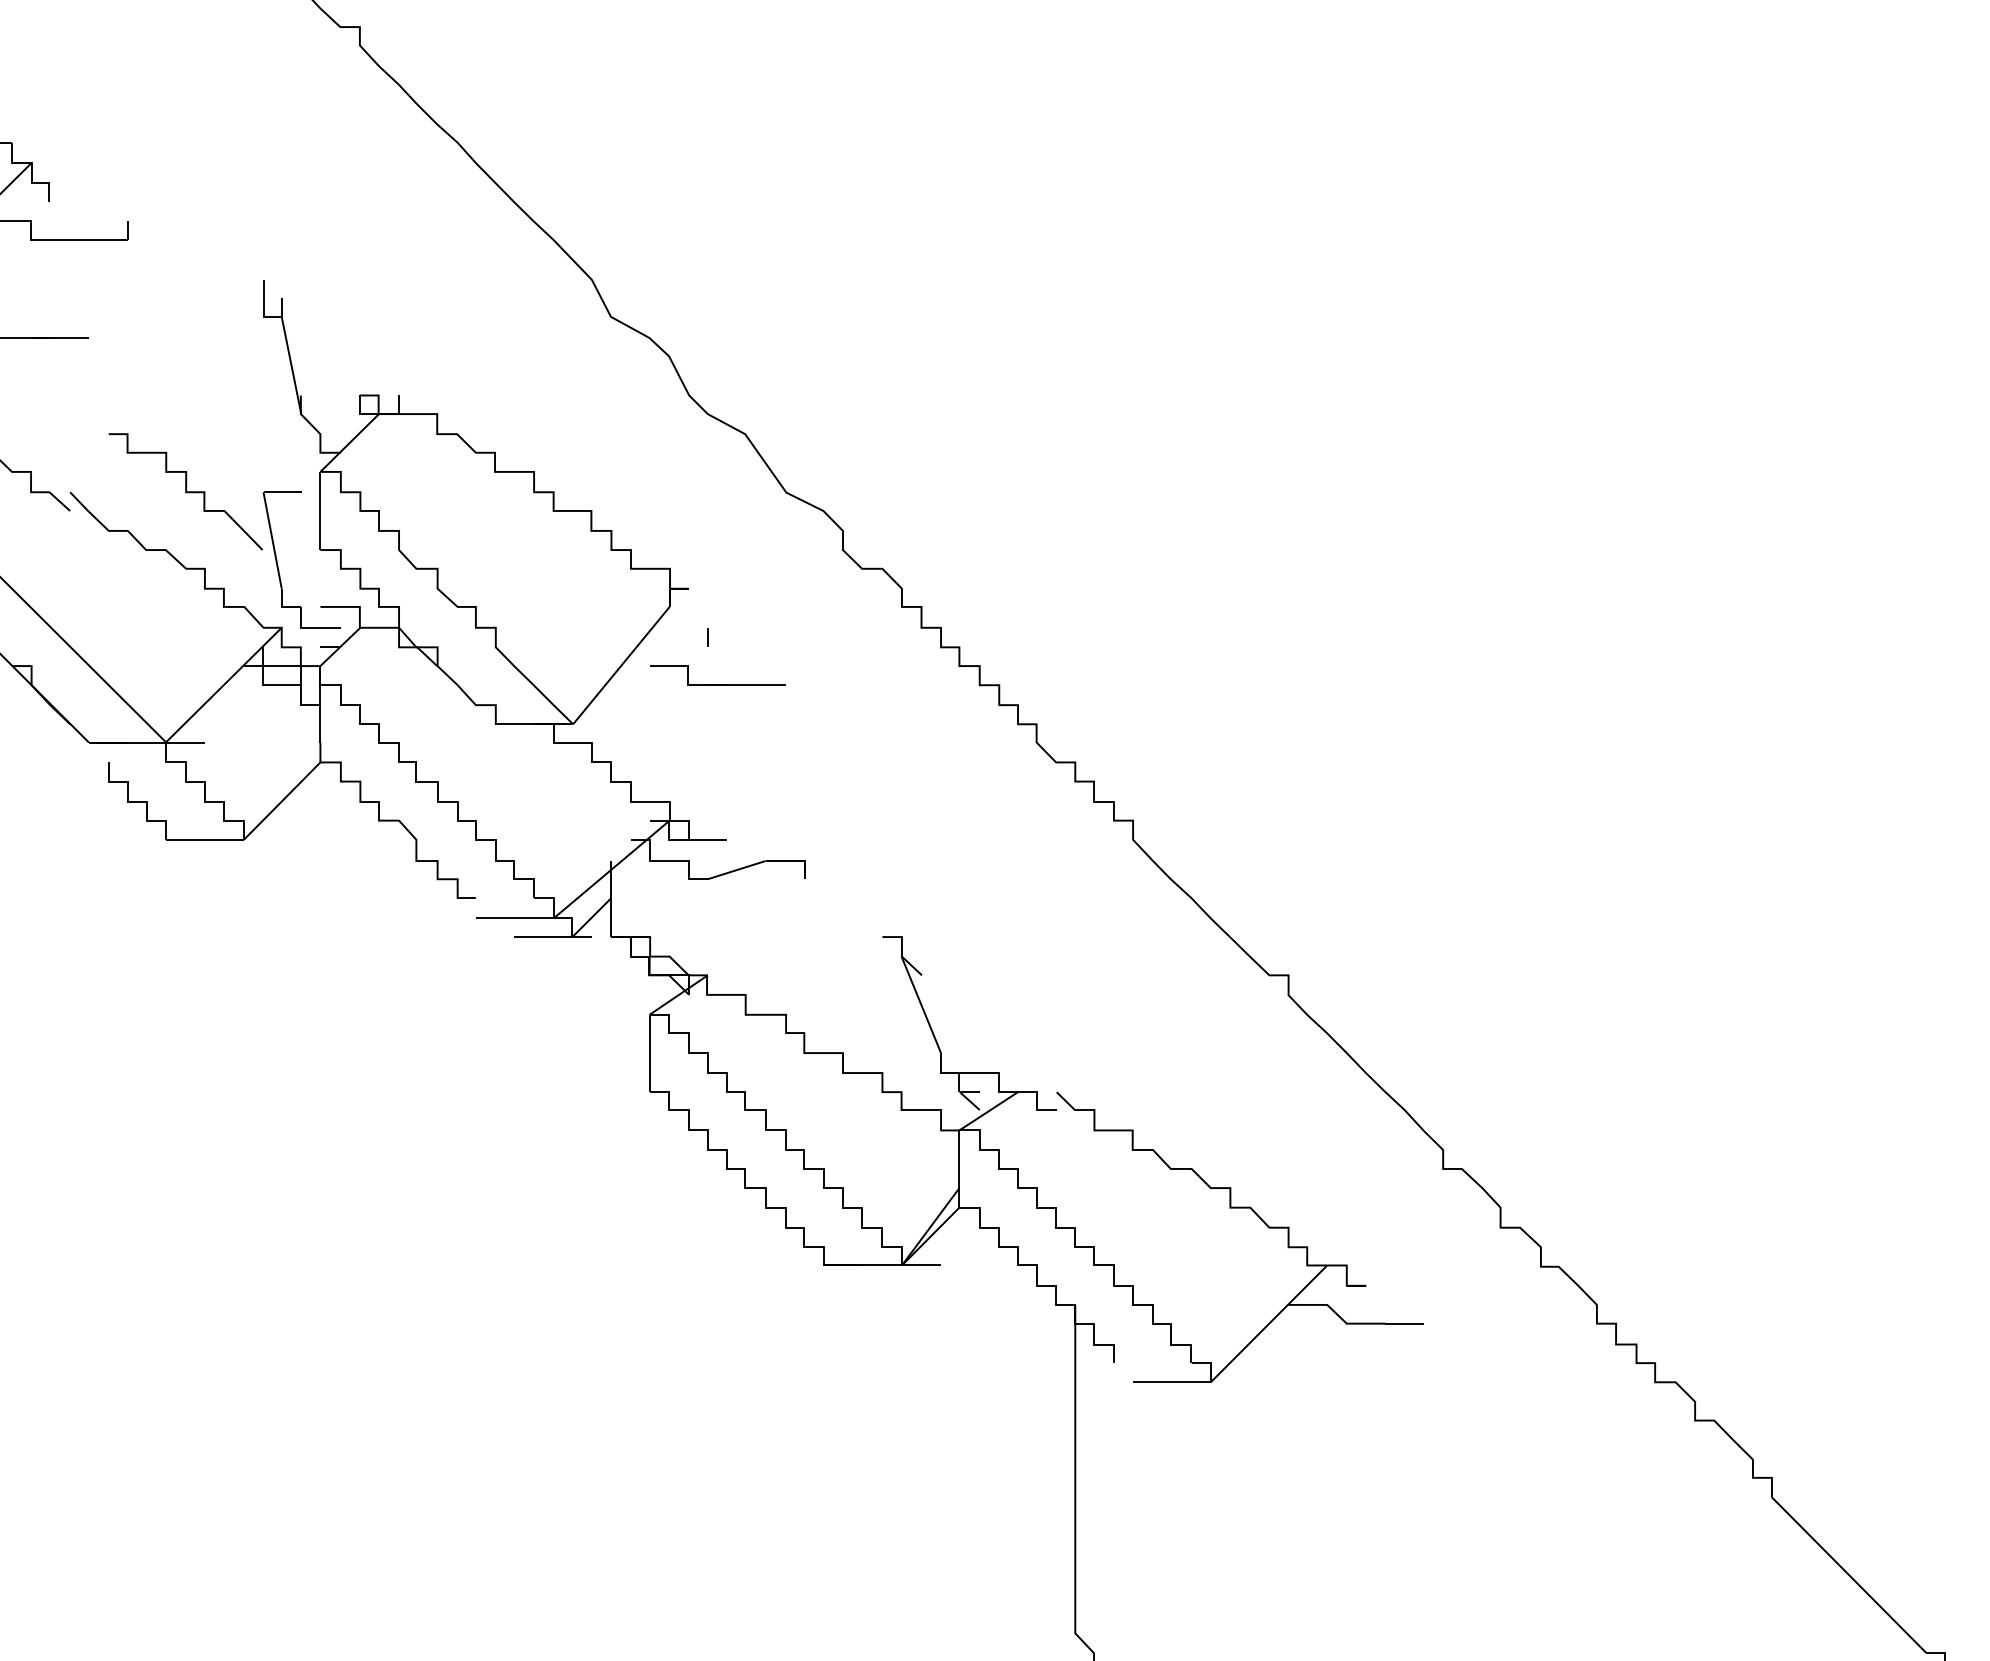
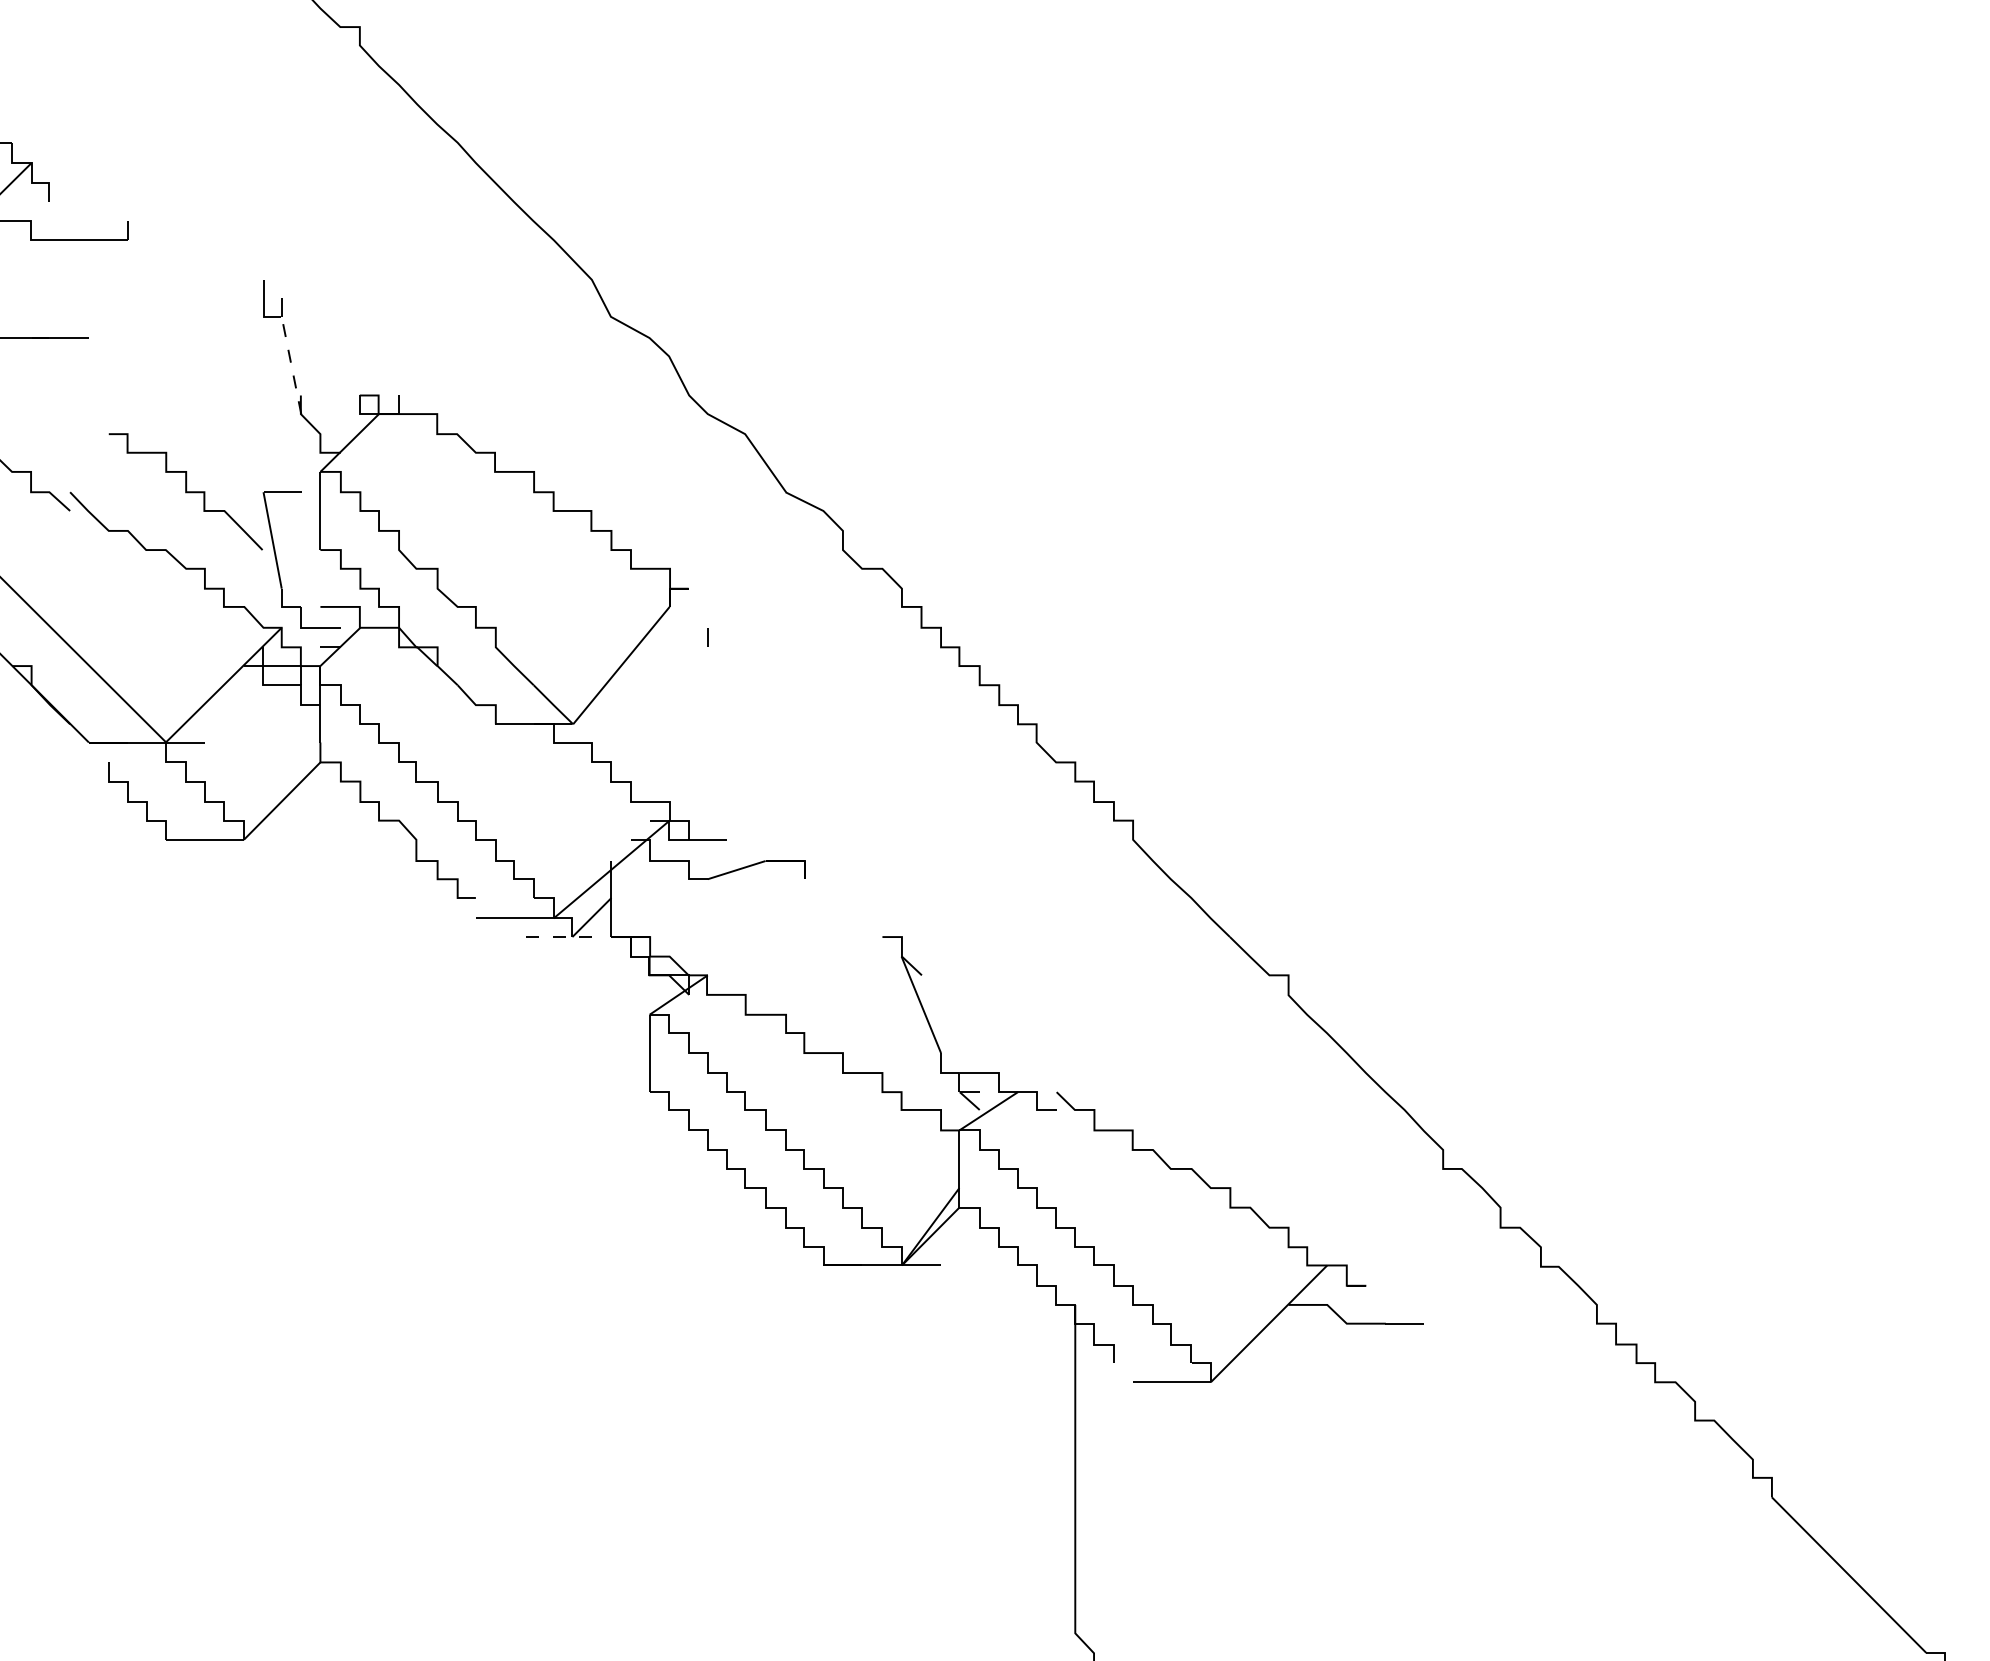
line: solid -> dashed (291, 365)
part: present -> none (717, 684)
line: solid -> dashed (553, 937)
